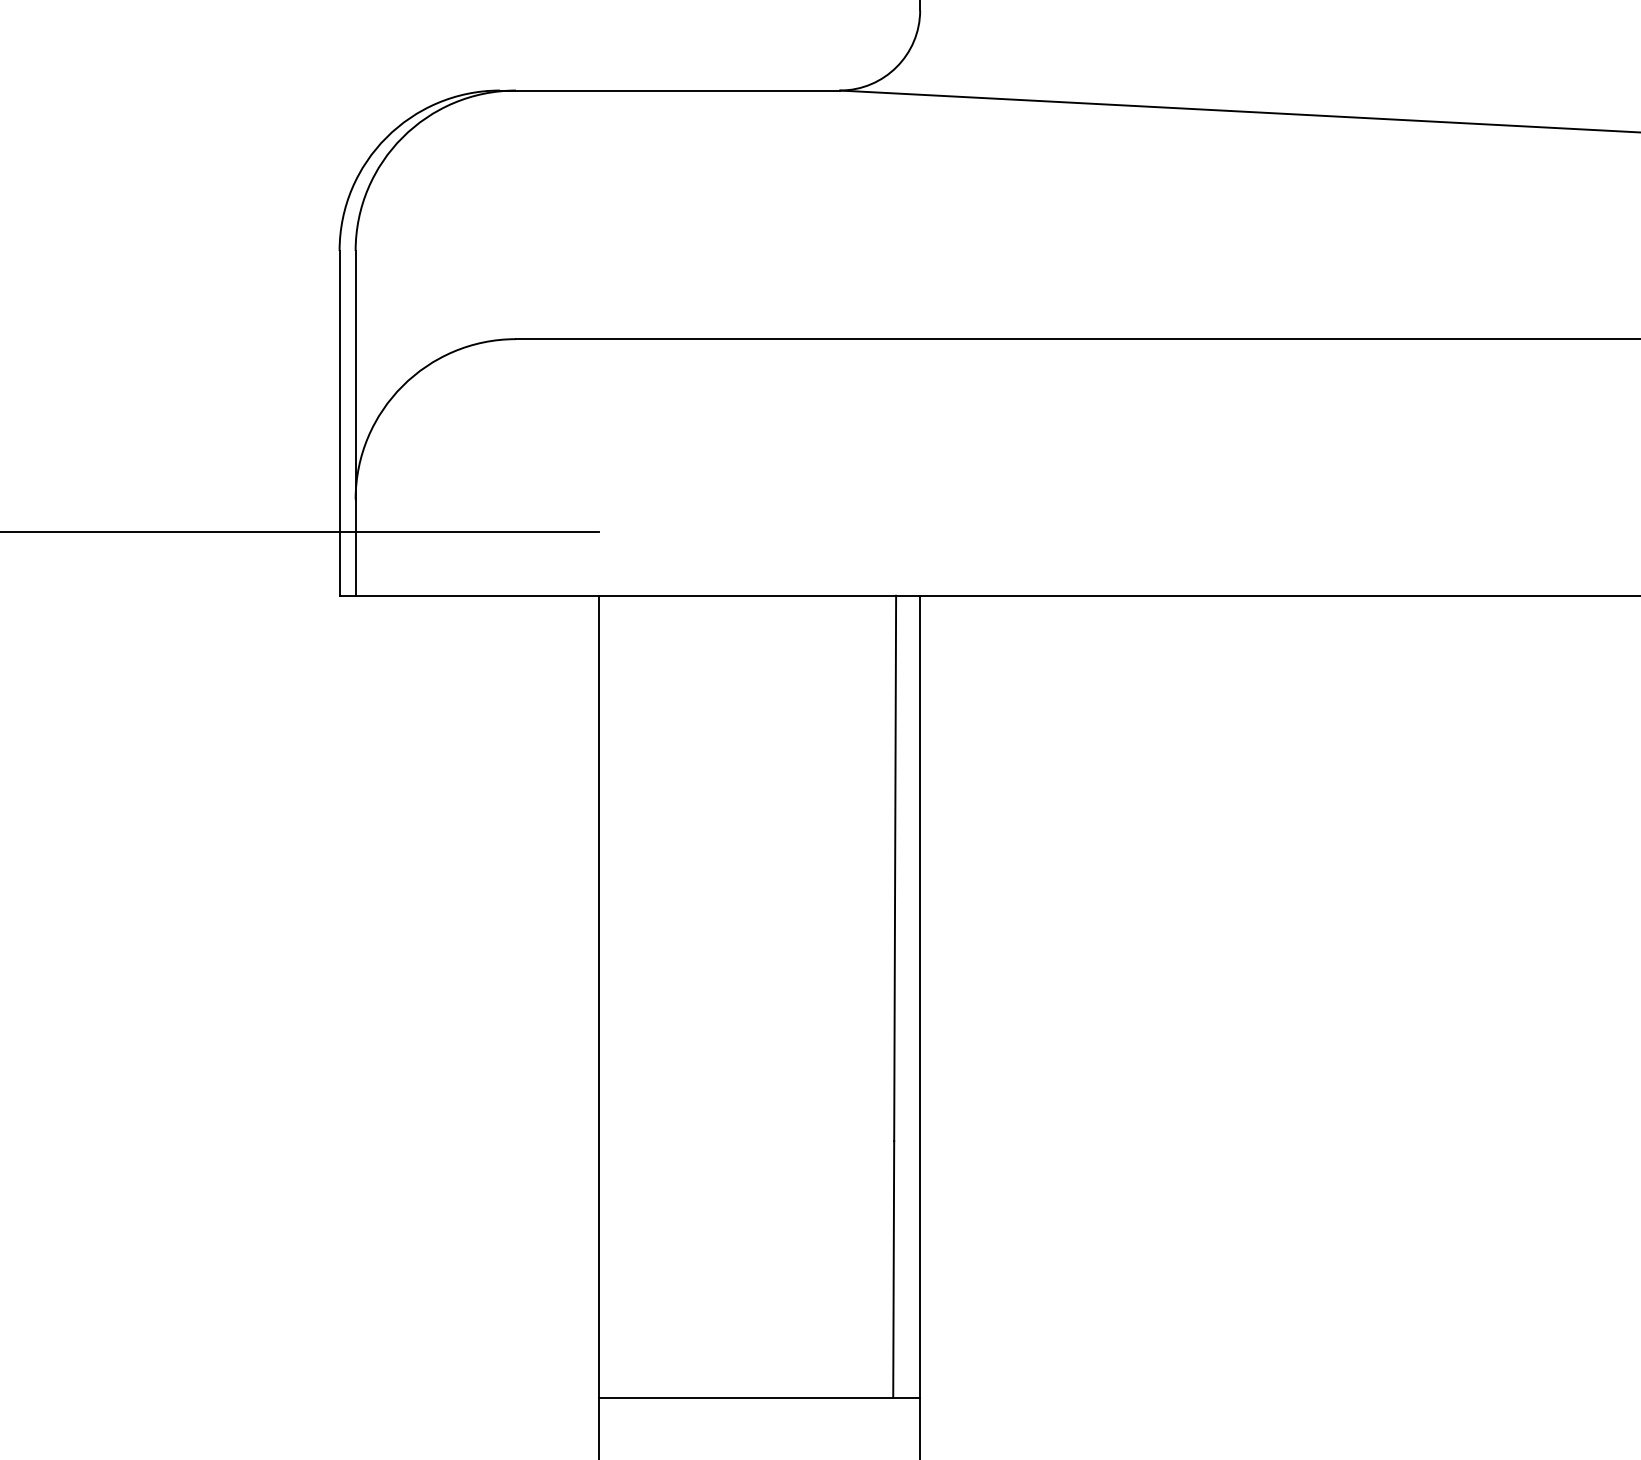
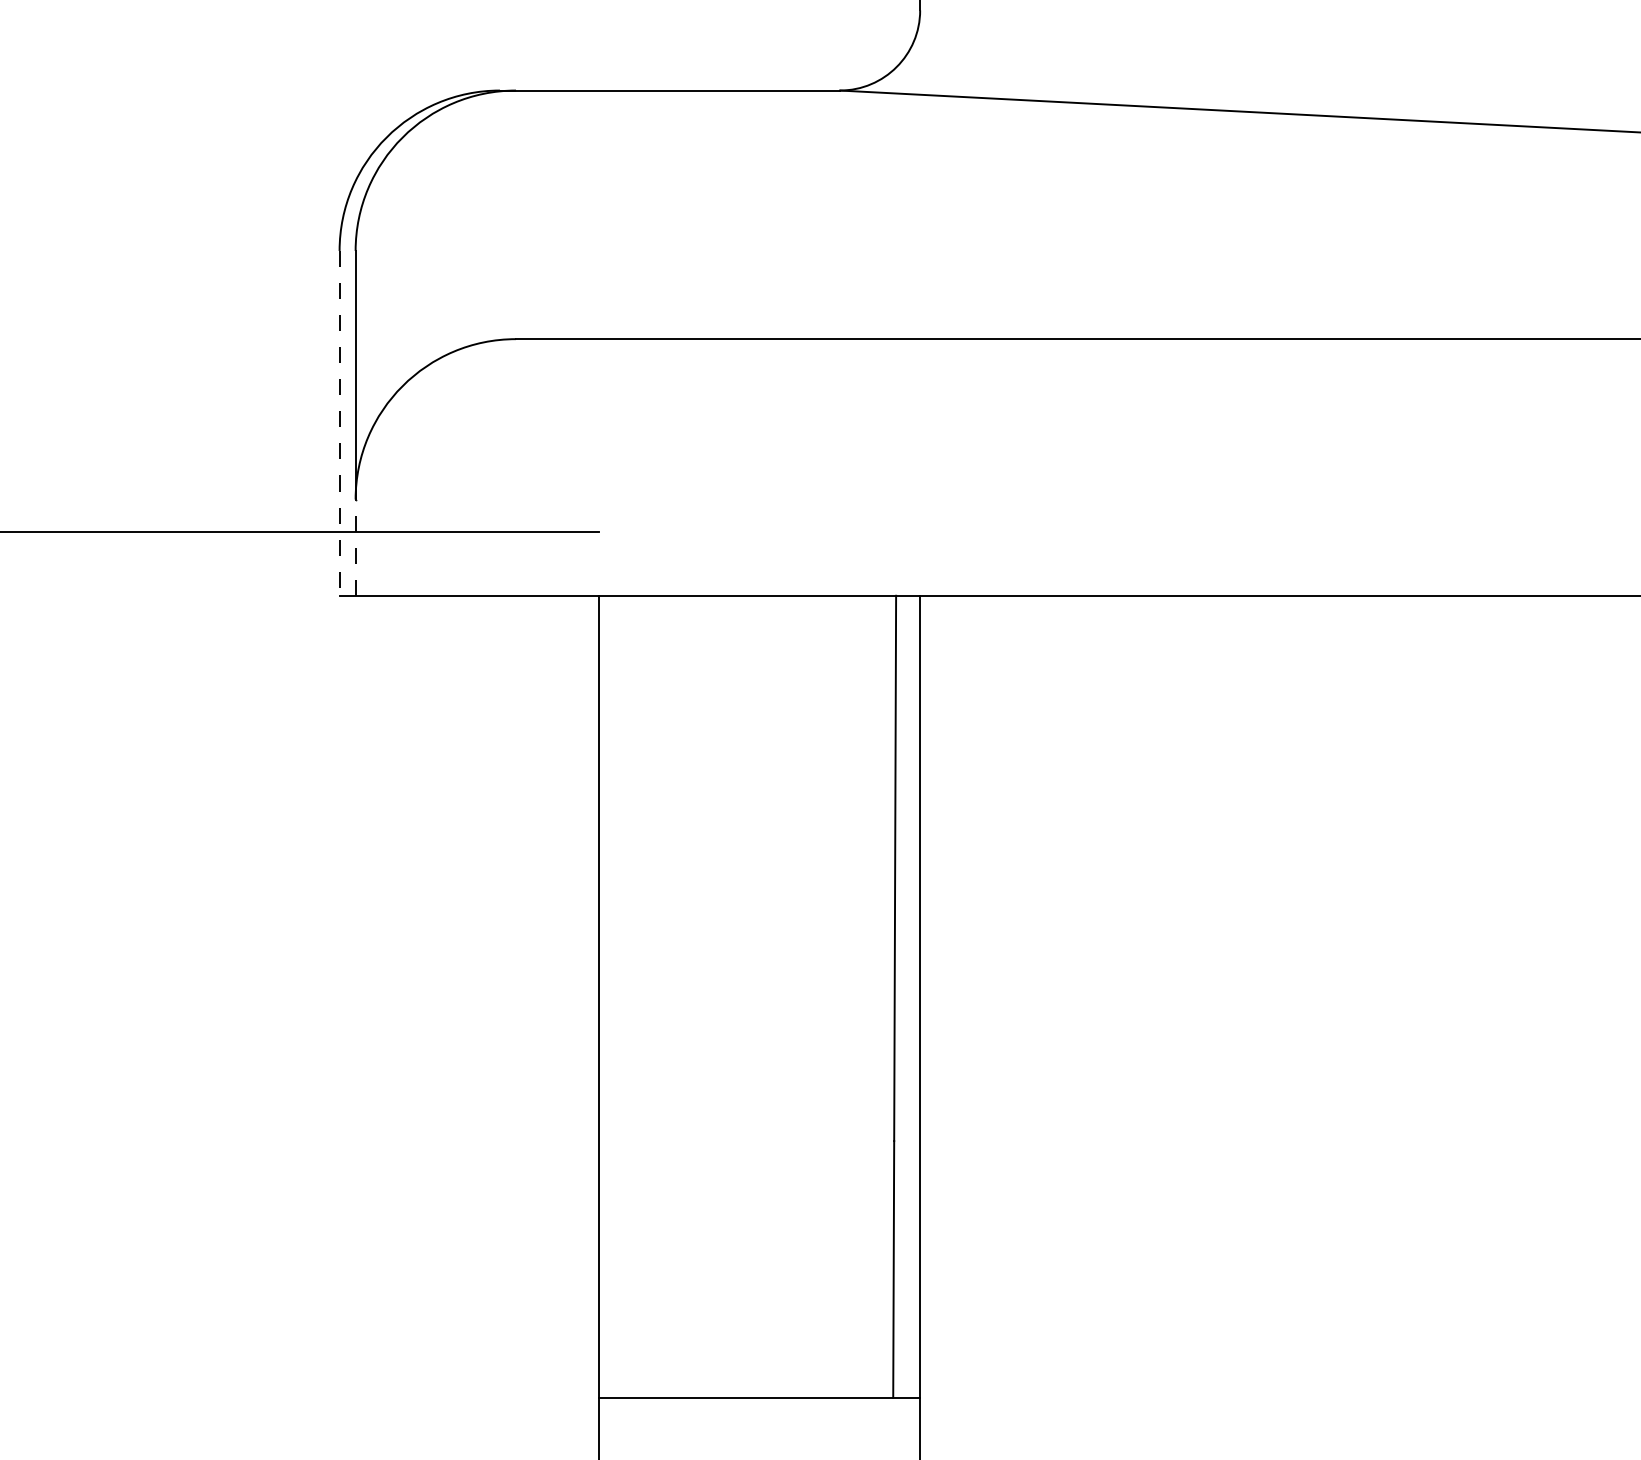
line: solid -> dashed (339, 423)
line: solid -> dashed (355, 547)
